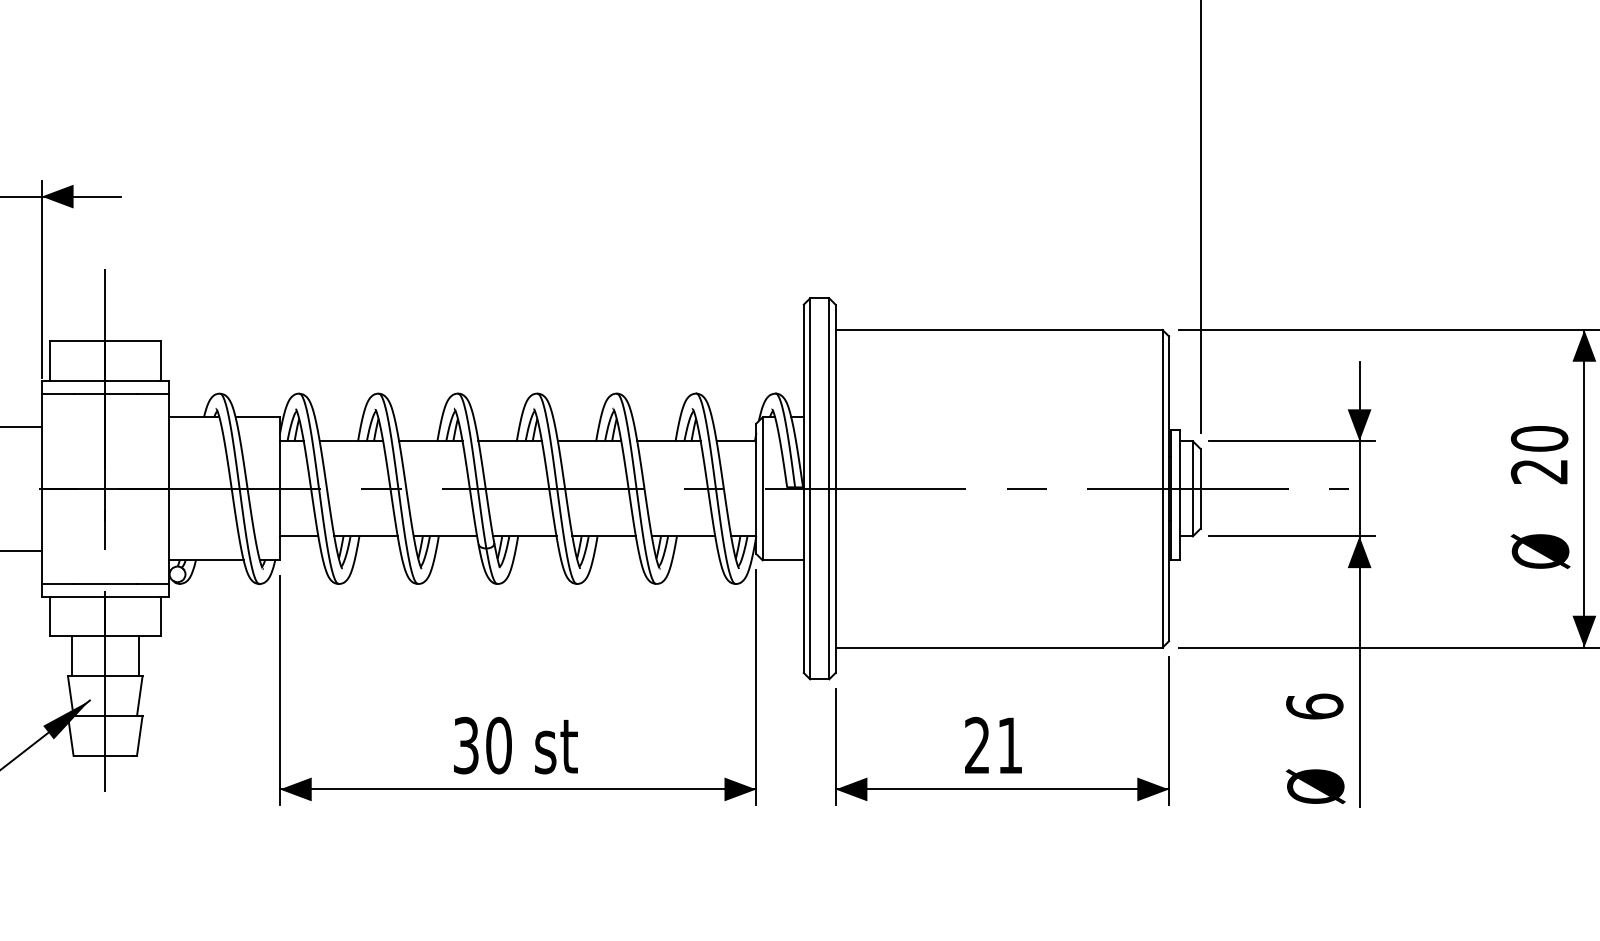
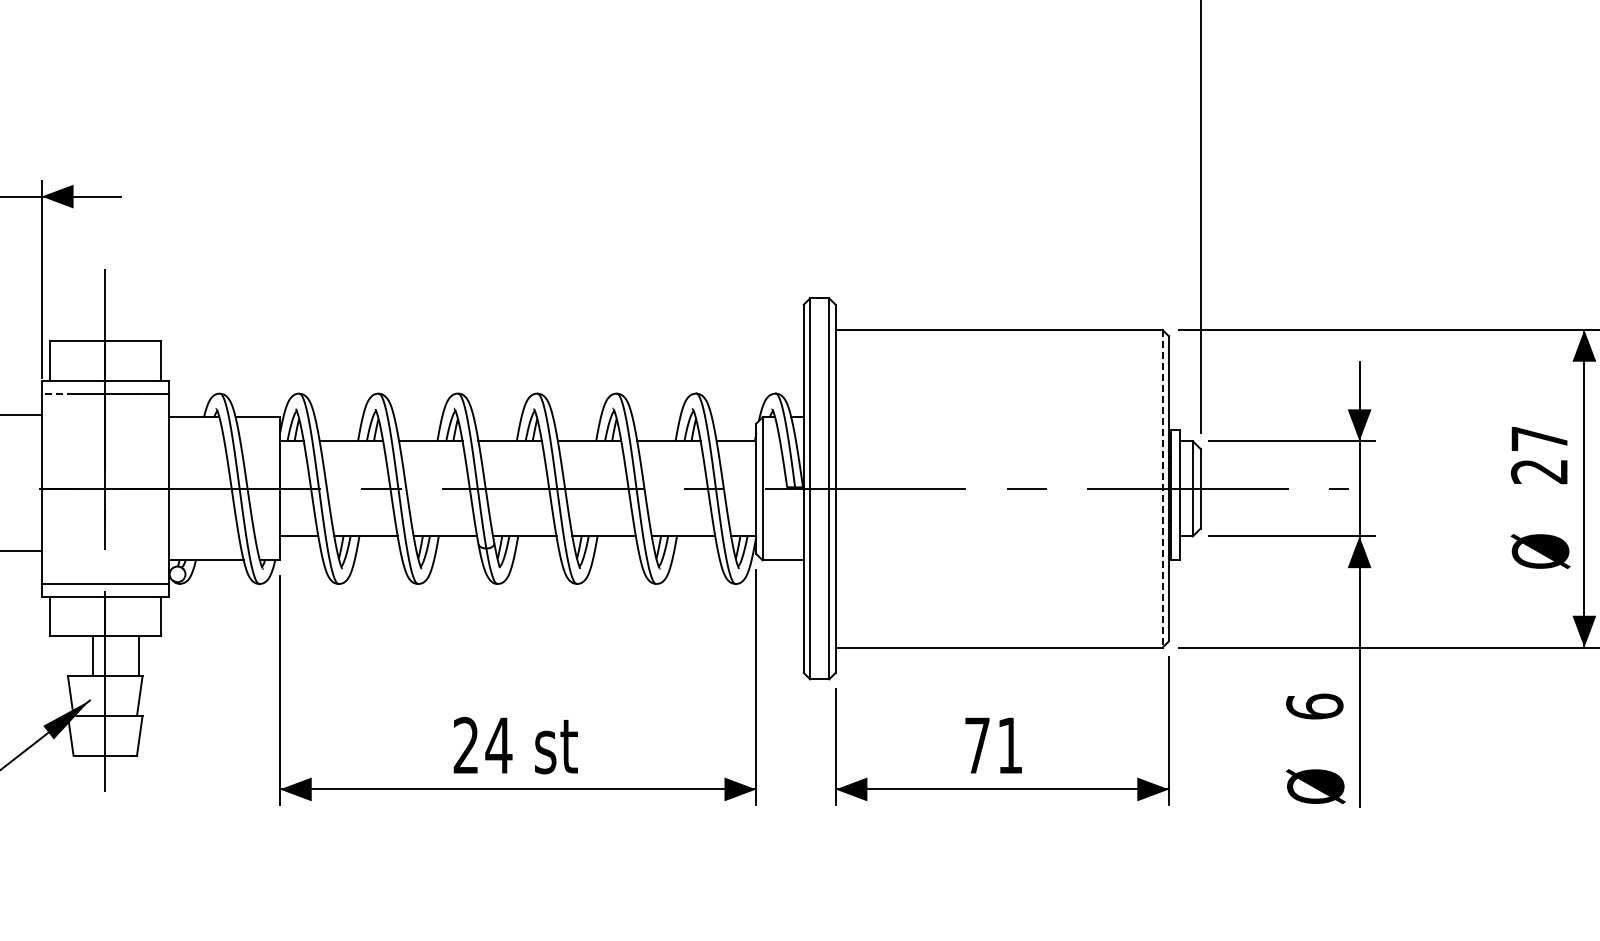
line: solid -> dashed (57, 393)
line position: (21, 426) -> (21, 414) (21, 414)
text: 20 -> 27 (1539, 438)
line: solid -> dashed (1162, 488)
line position: (71, 656) -> (92, 656) (92, 656)
text: 21 -> 71 (977, 744)
text: 30 -> 24 (482, 745)
